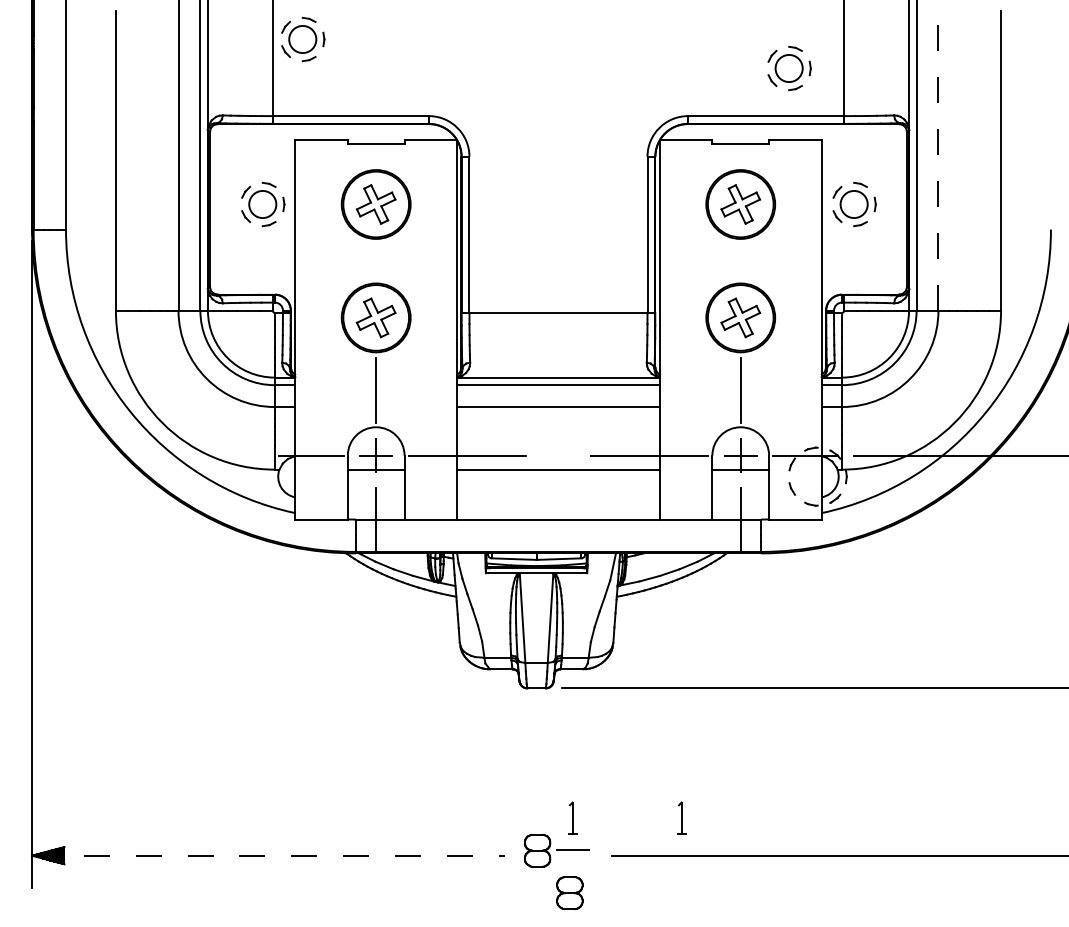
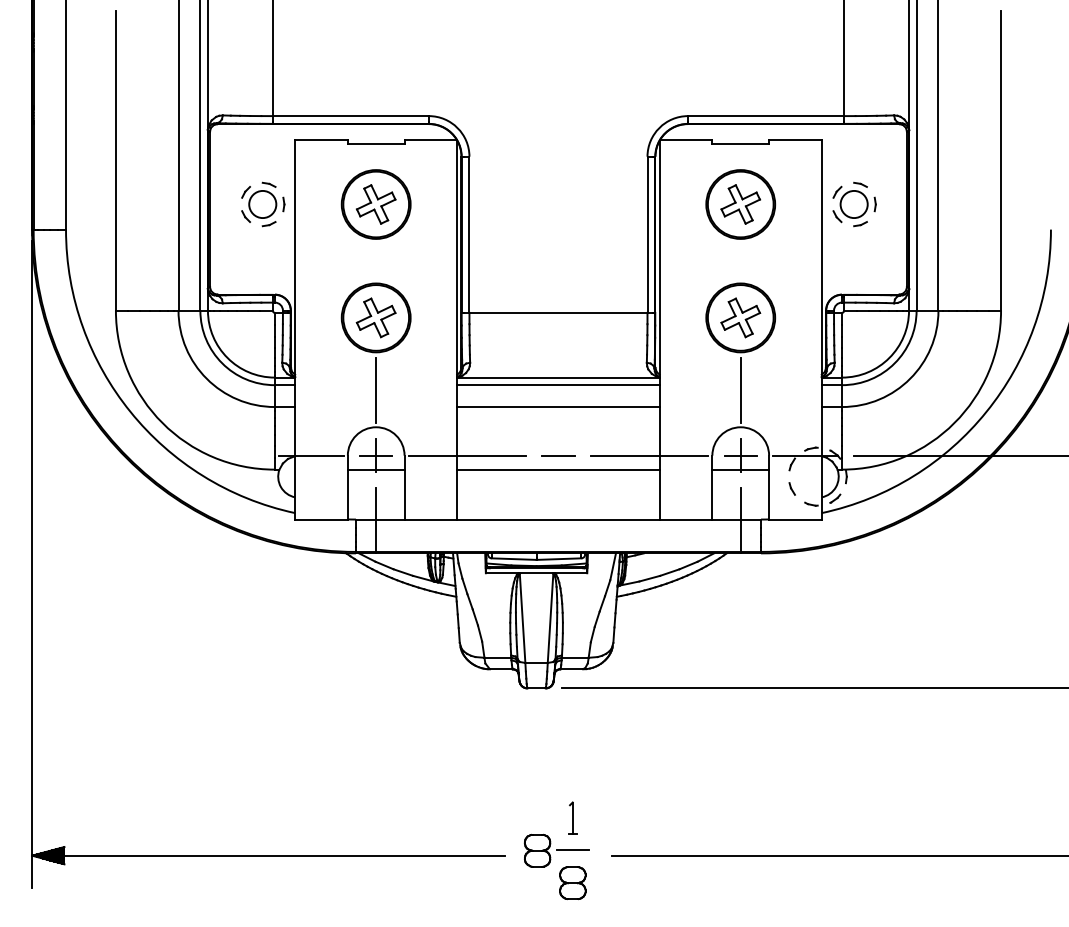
part: present -> none (303, 39)
part: present -> none (789, 68)
line: dashed -> solid (938, 155)
line: none -> present (558, 455)
part: present -> none (681, 817)
line: dashed -> solid (268, 855)
part position: (569, 893) -> (572, 883) (572, 883)
